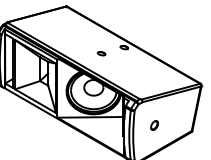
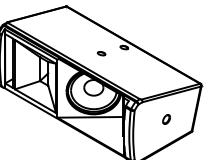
part position: (154, 125) -> (166, 119) (166, 119)
